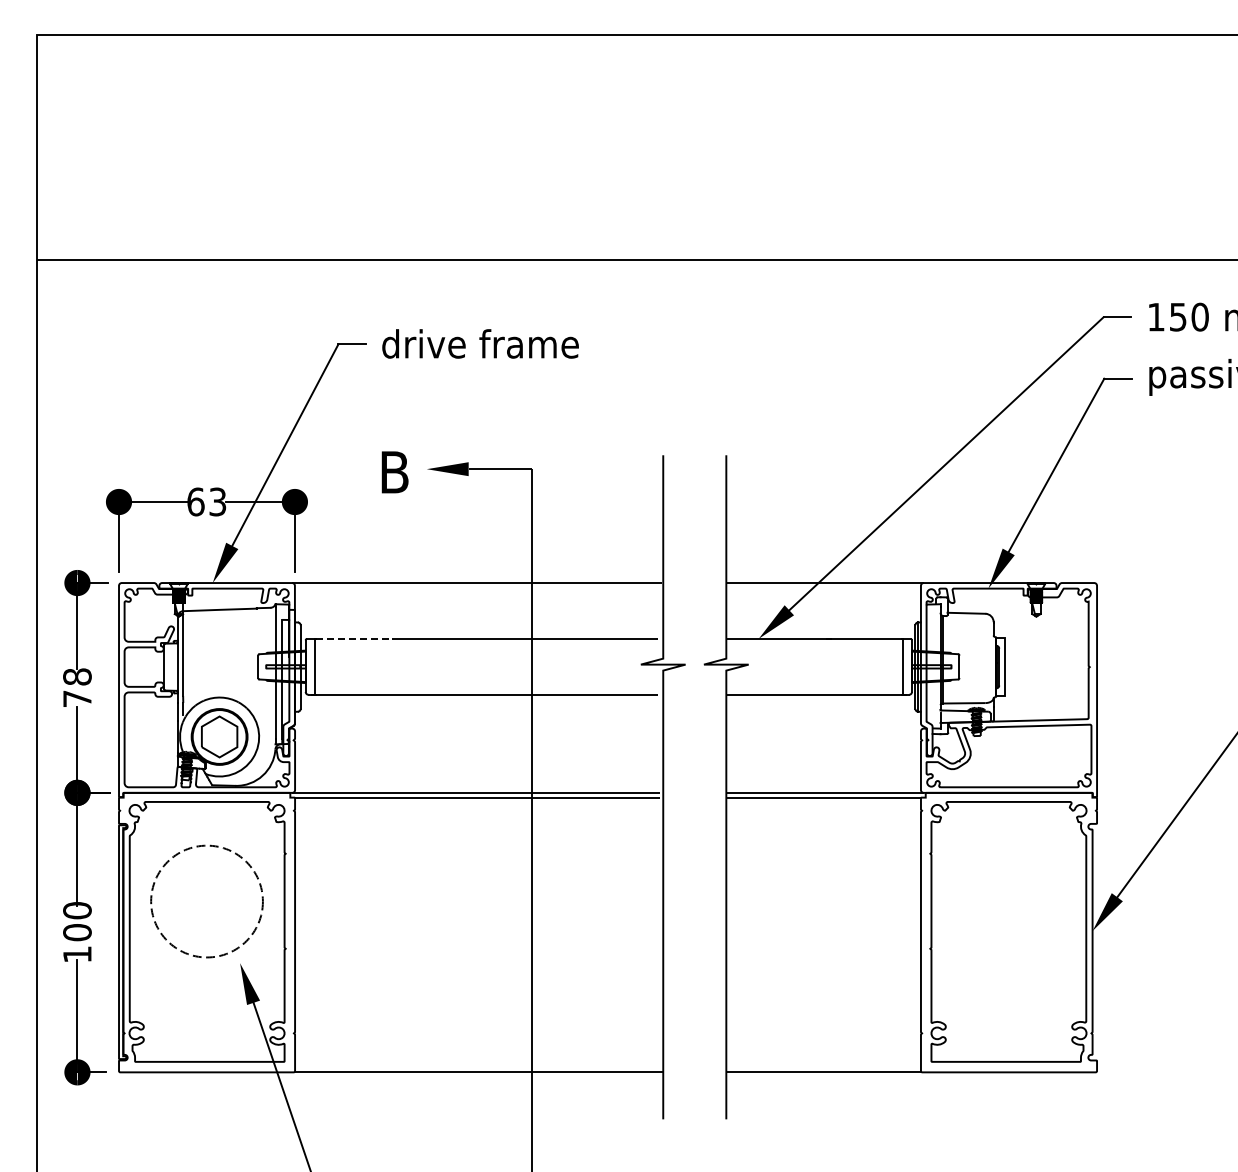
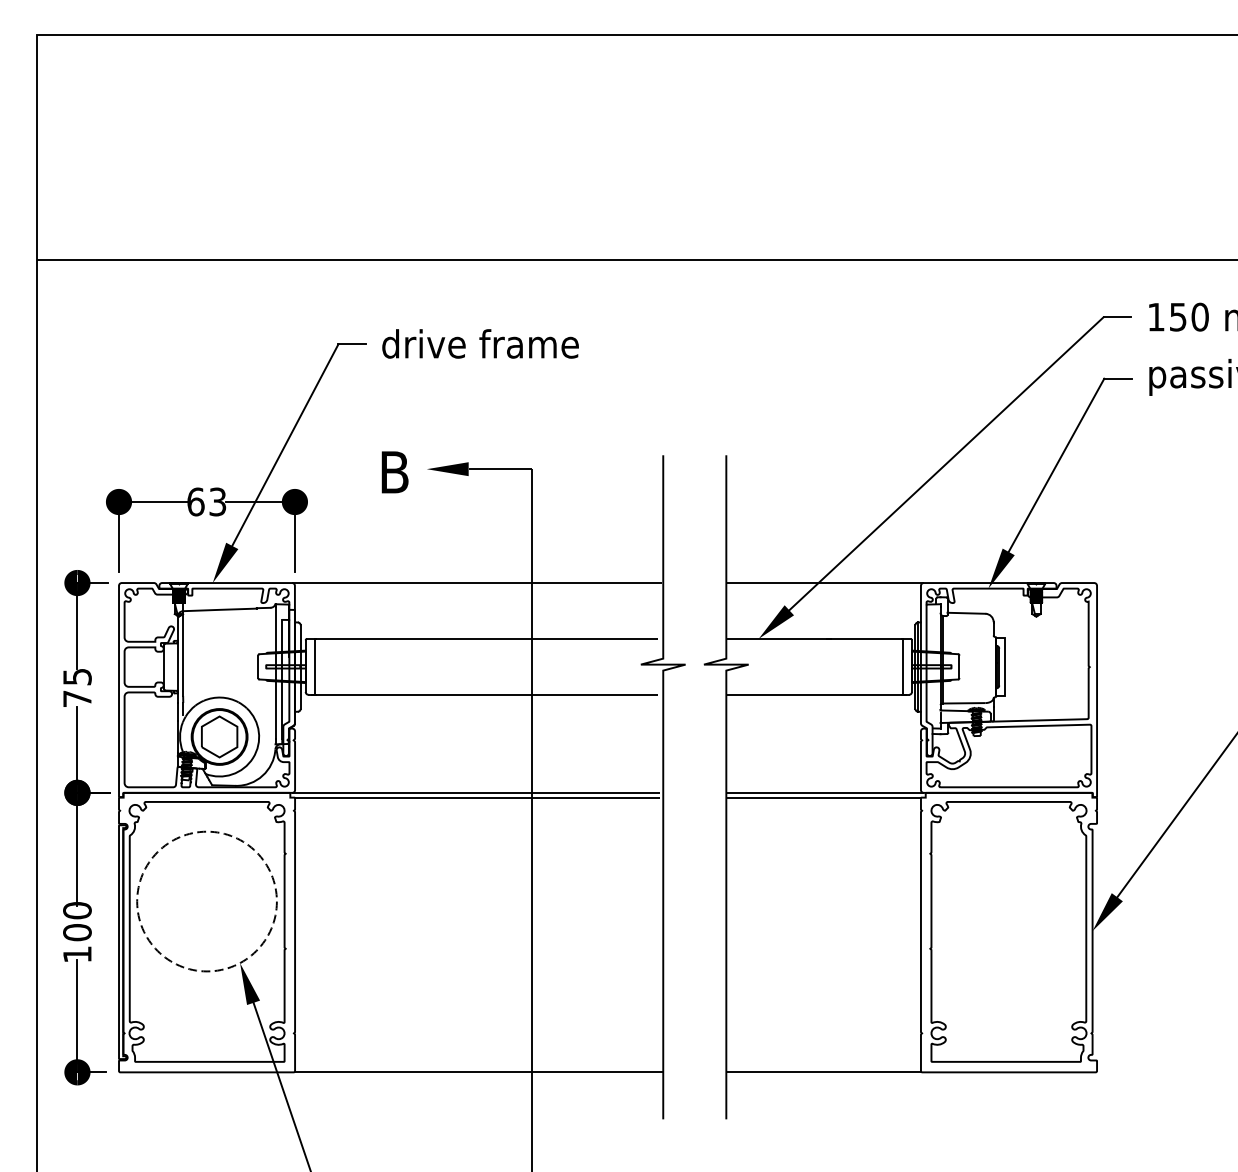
line: dashed -> solid (353, 638)
text: 78 -> 75 (77, 676)
circle diameter: 112 px -> 140 px (206, 901)
